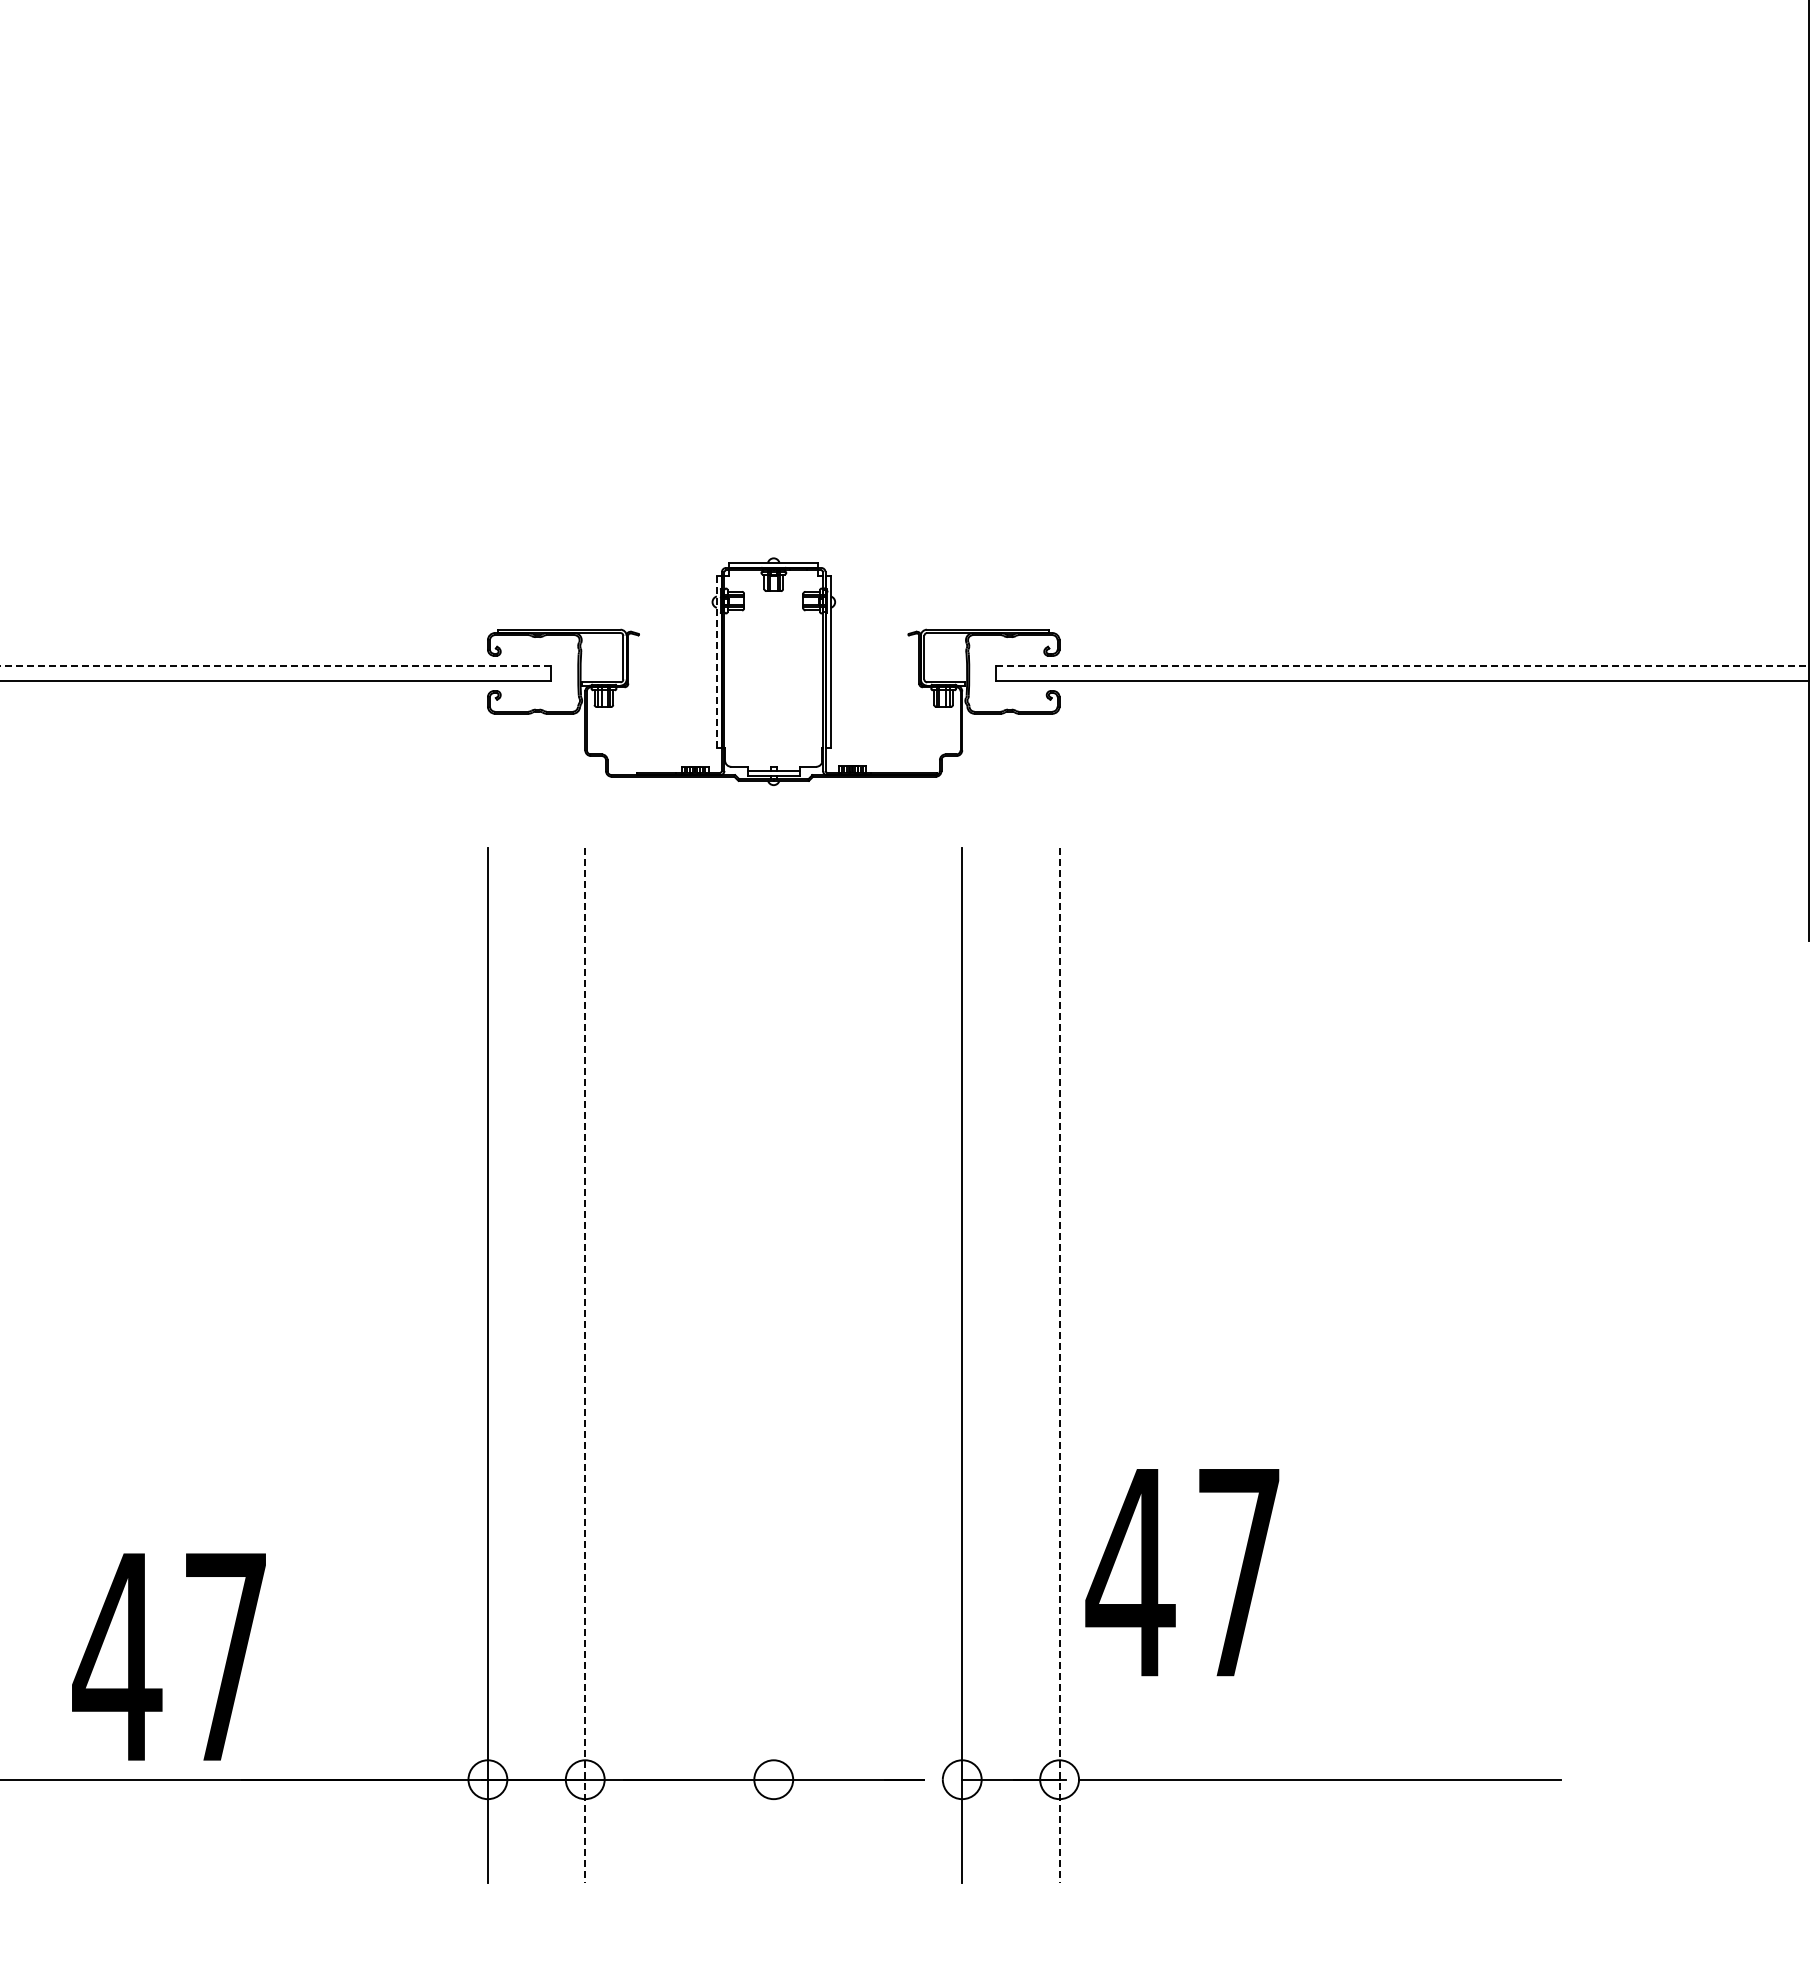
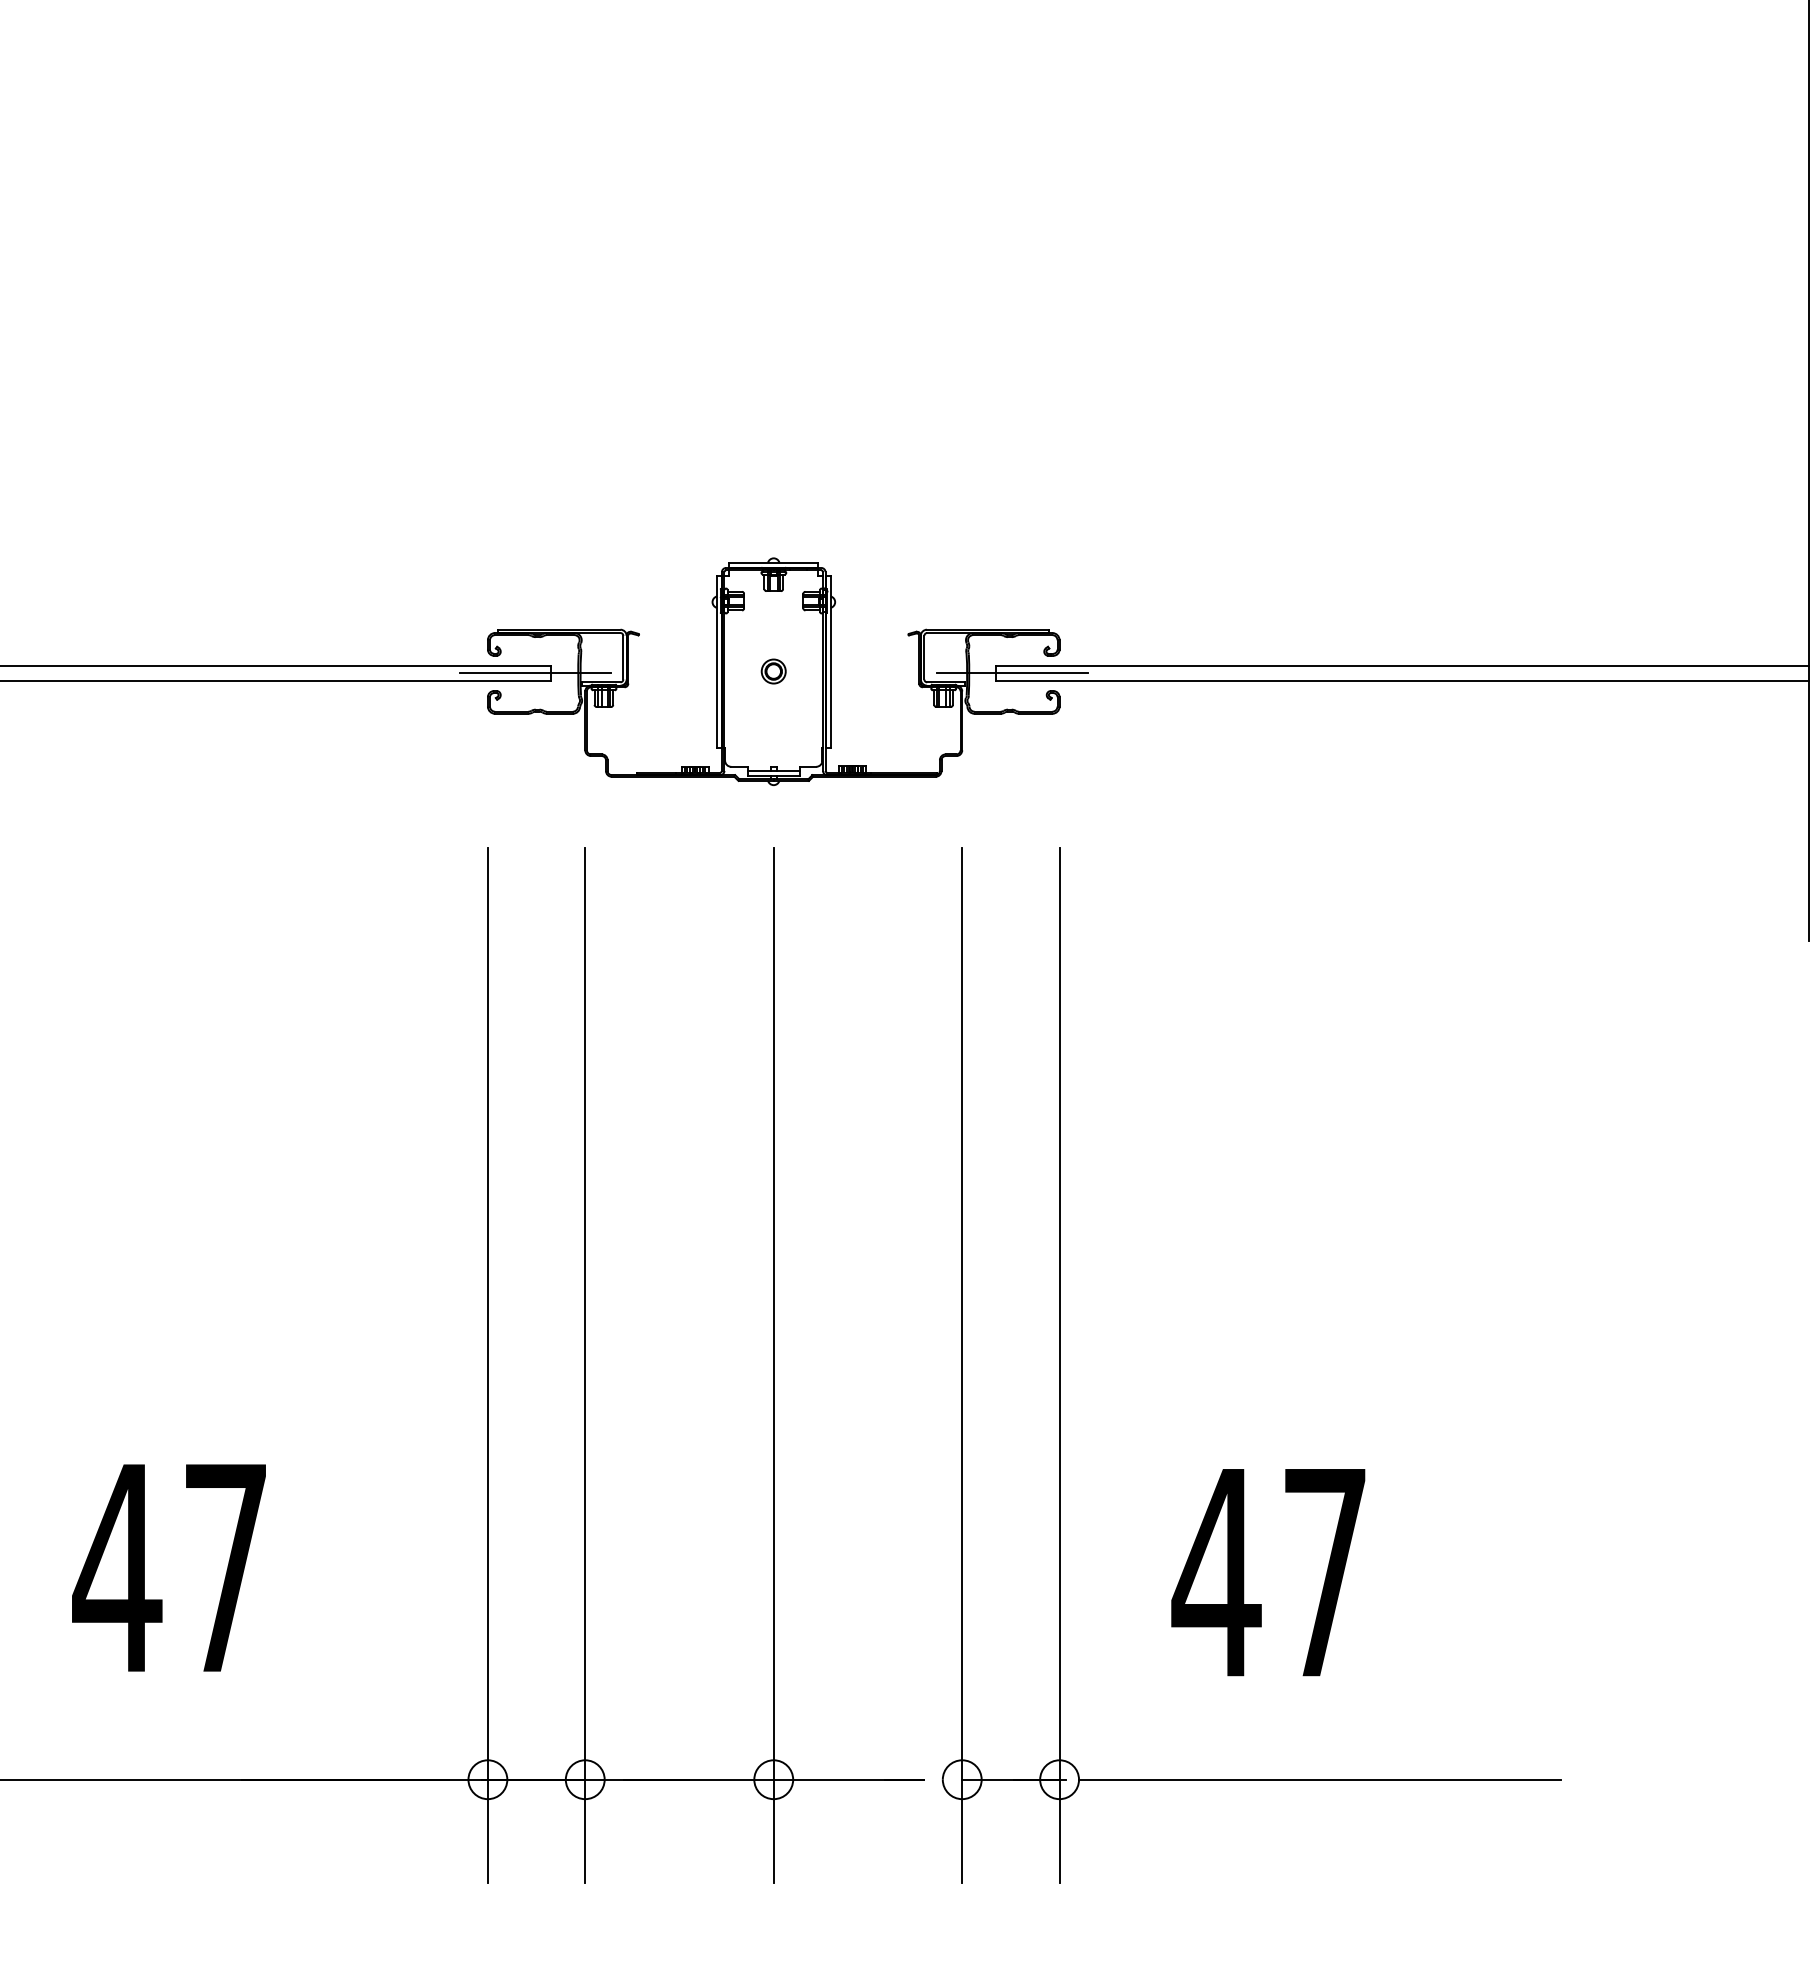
line: dashed -> solid (716, 662)
line: dashed -> solid (275, 666)
line: dashed -> solid (1402, 666)
part: none -> present (773, 671)
line: none -> present (534, 673)
line: none -> present (1012, 673)
line: dashed -> solid (585, 1365)
line: none -> present (773, 1365)
line: dashed -> solid (1059, 1365)
text position: (1182, 1572) -> (1268, 1572) (1268, 1572)
text position: (168, 1656) -> (168, 1567) (168, 1567)
